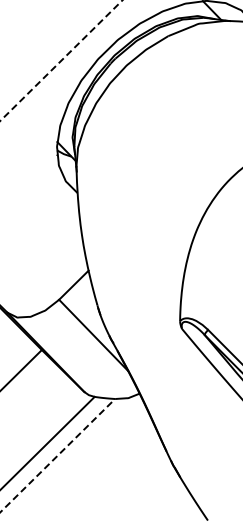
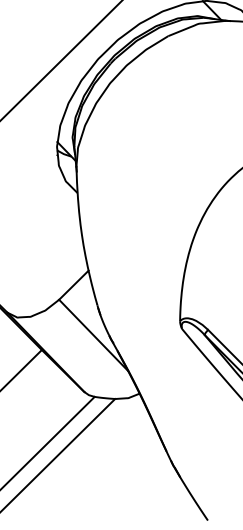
line: dashed -> solid (61, 60)
line: dashed -> solid (57, 455)
